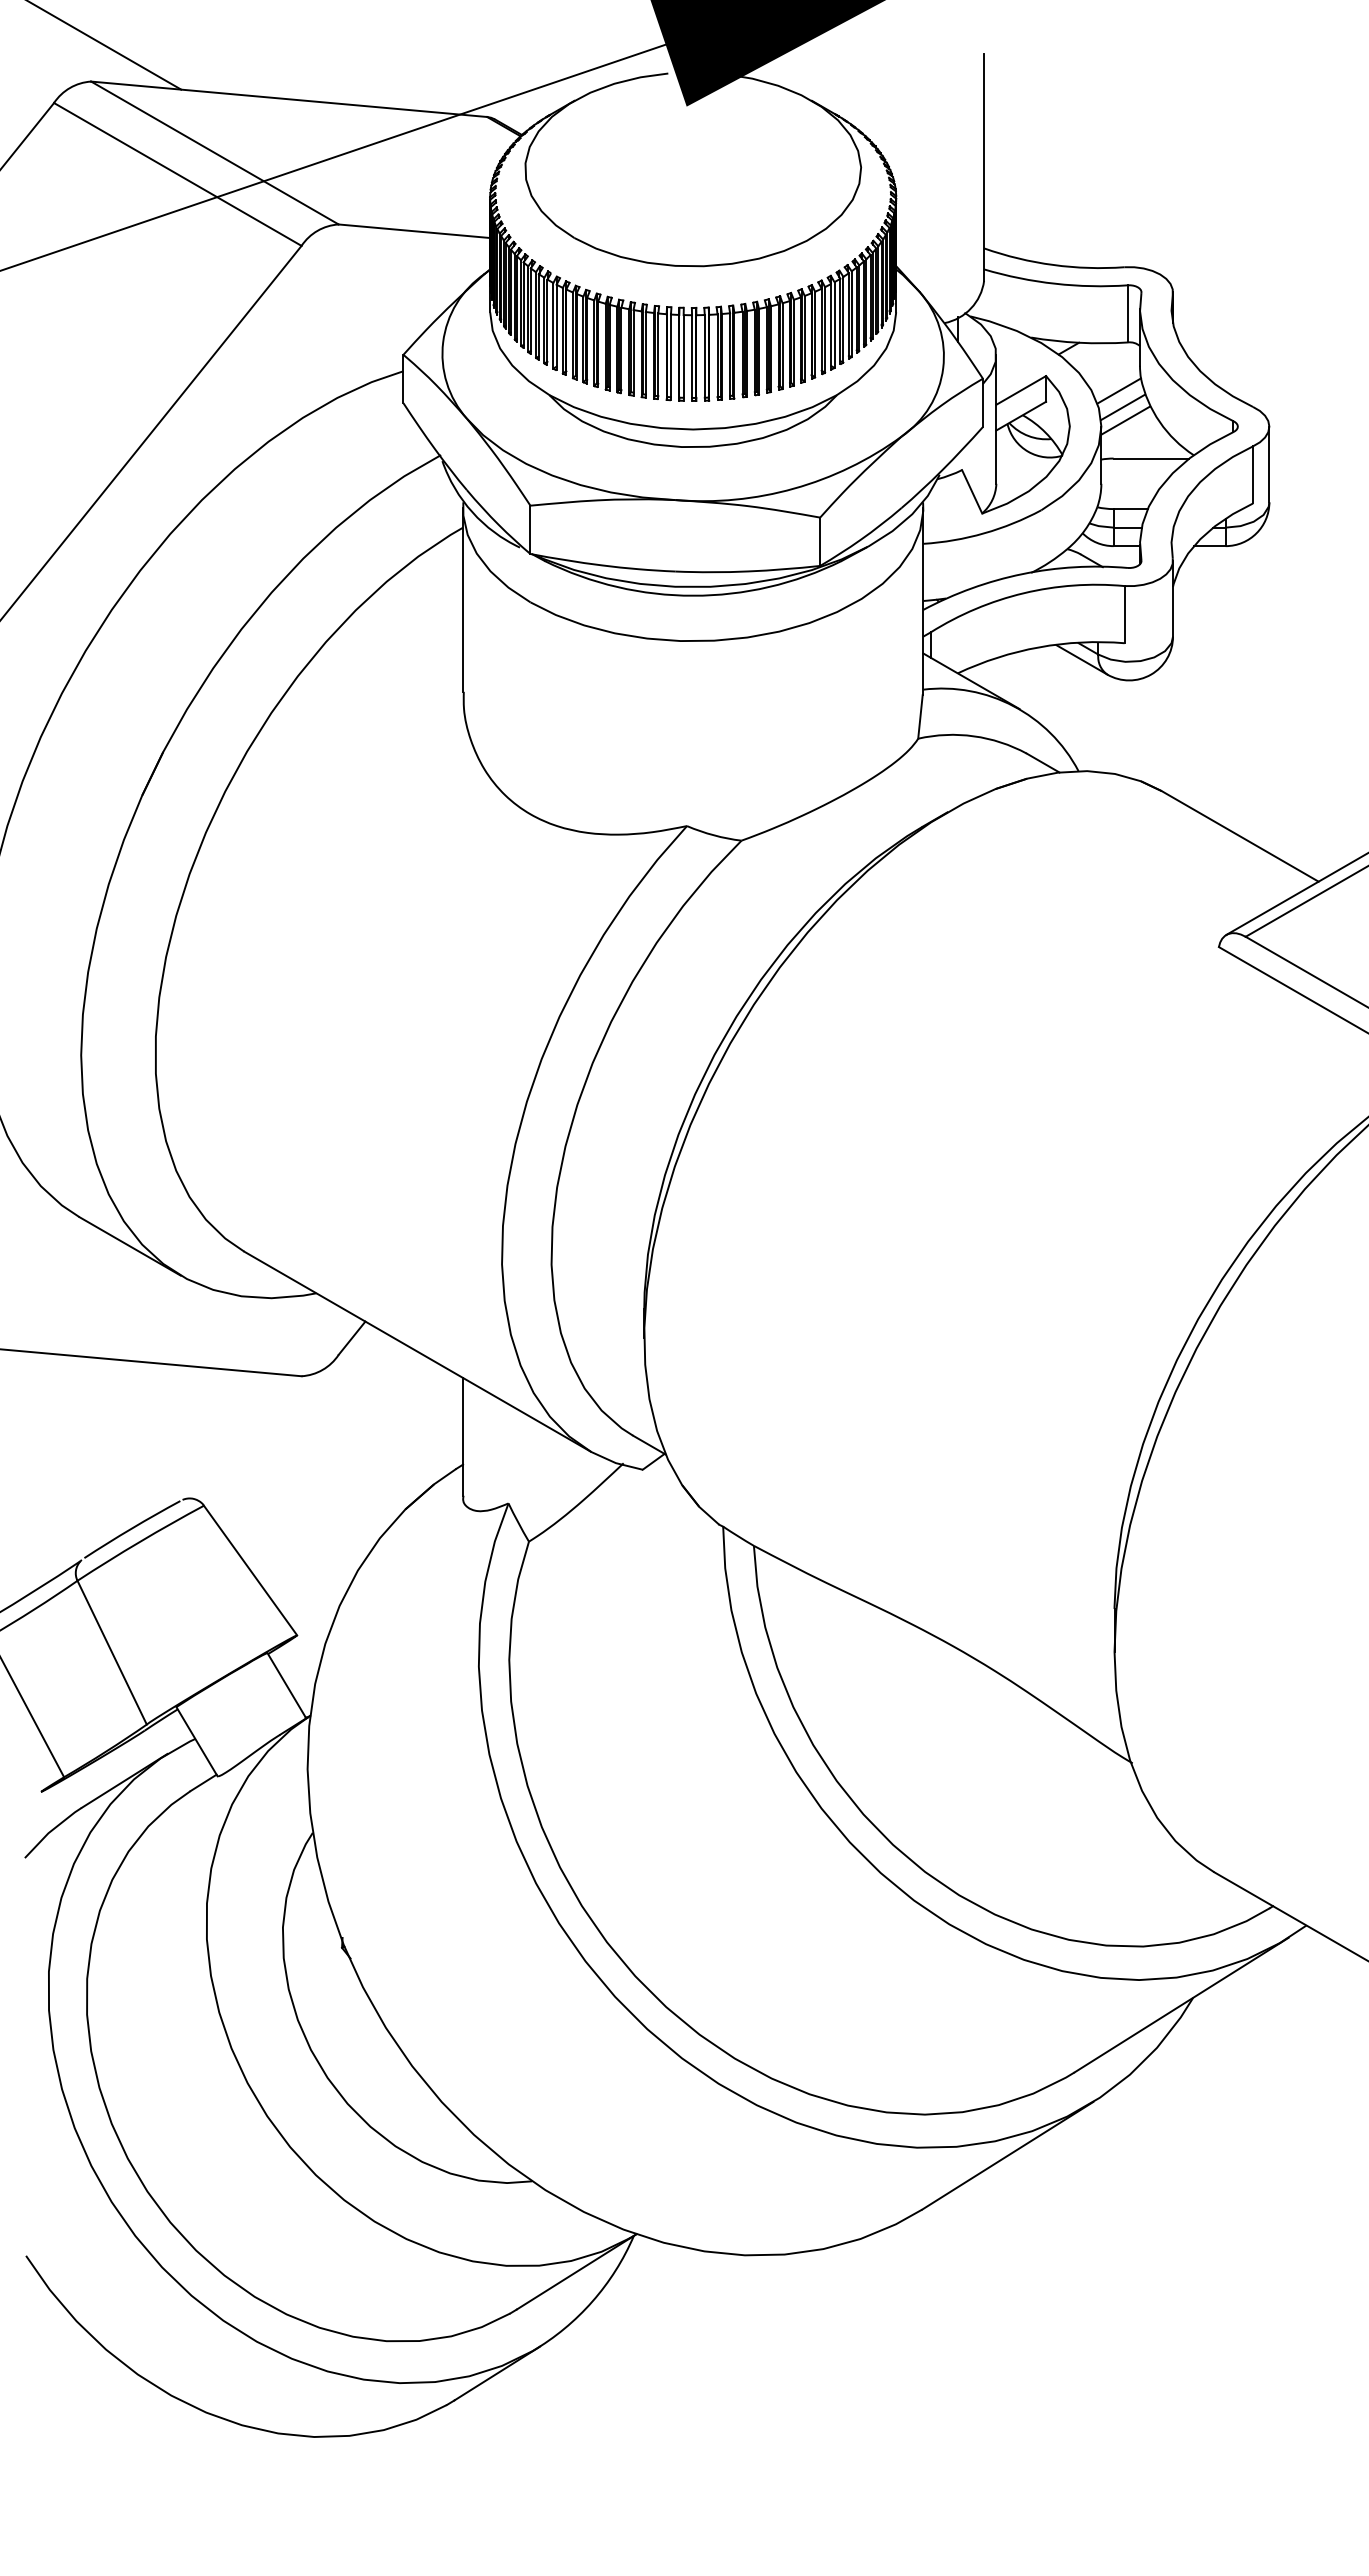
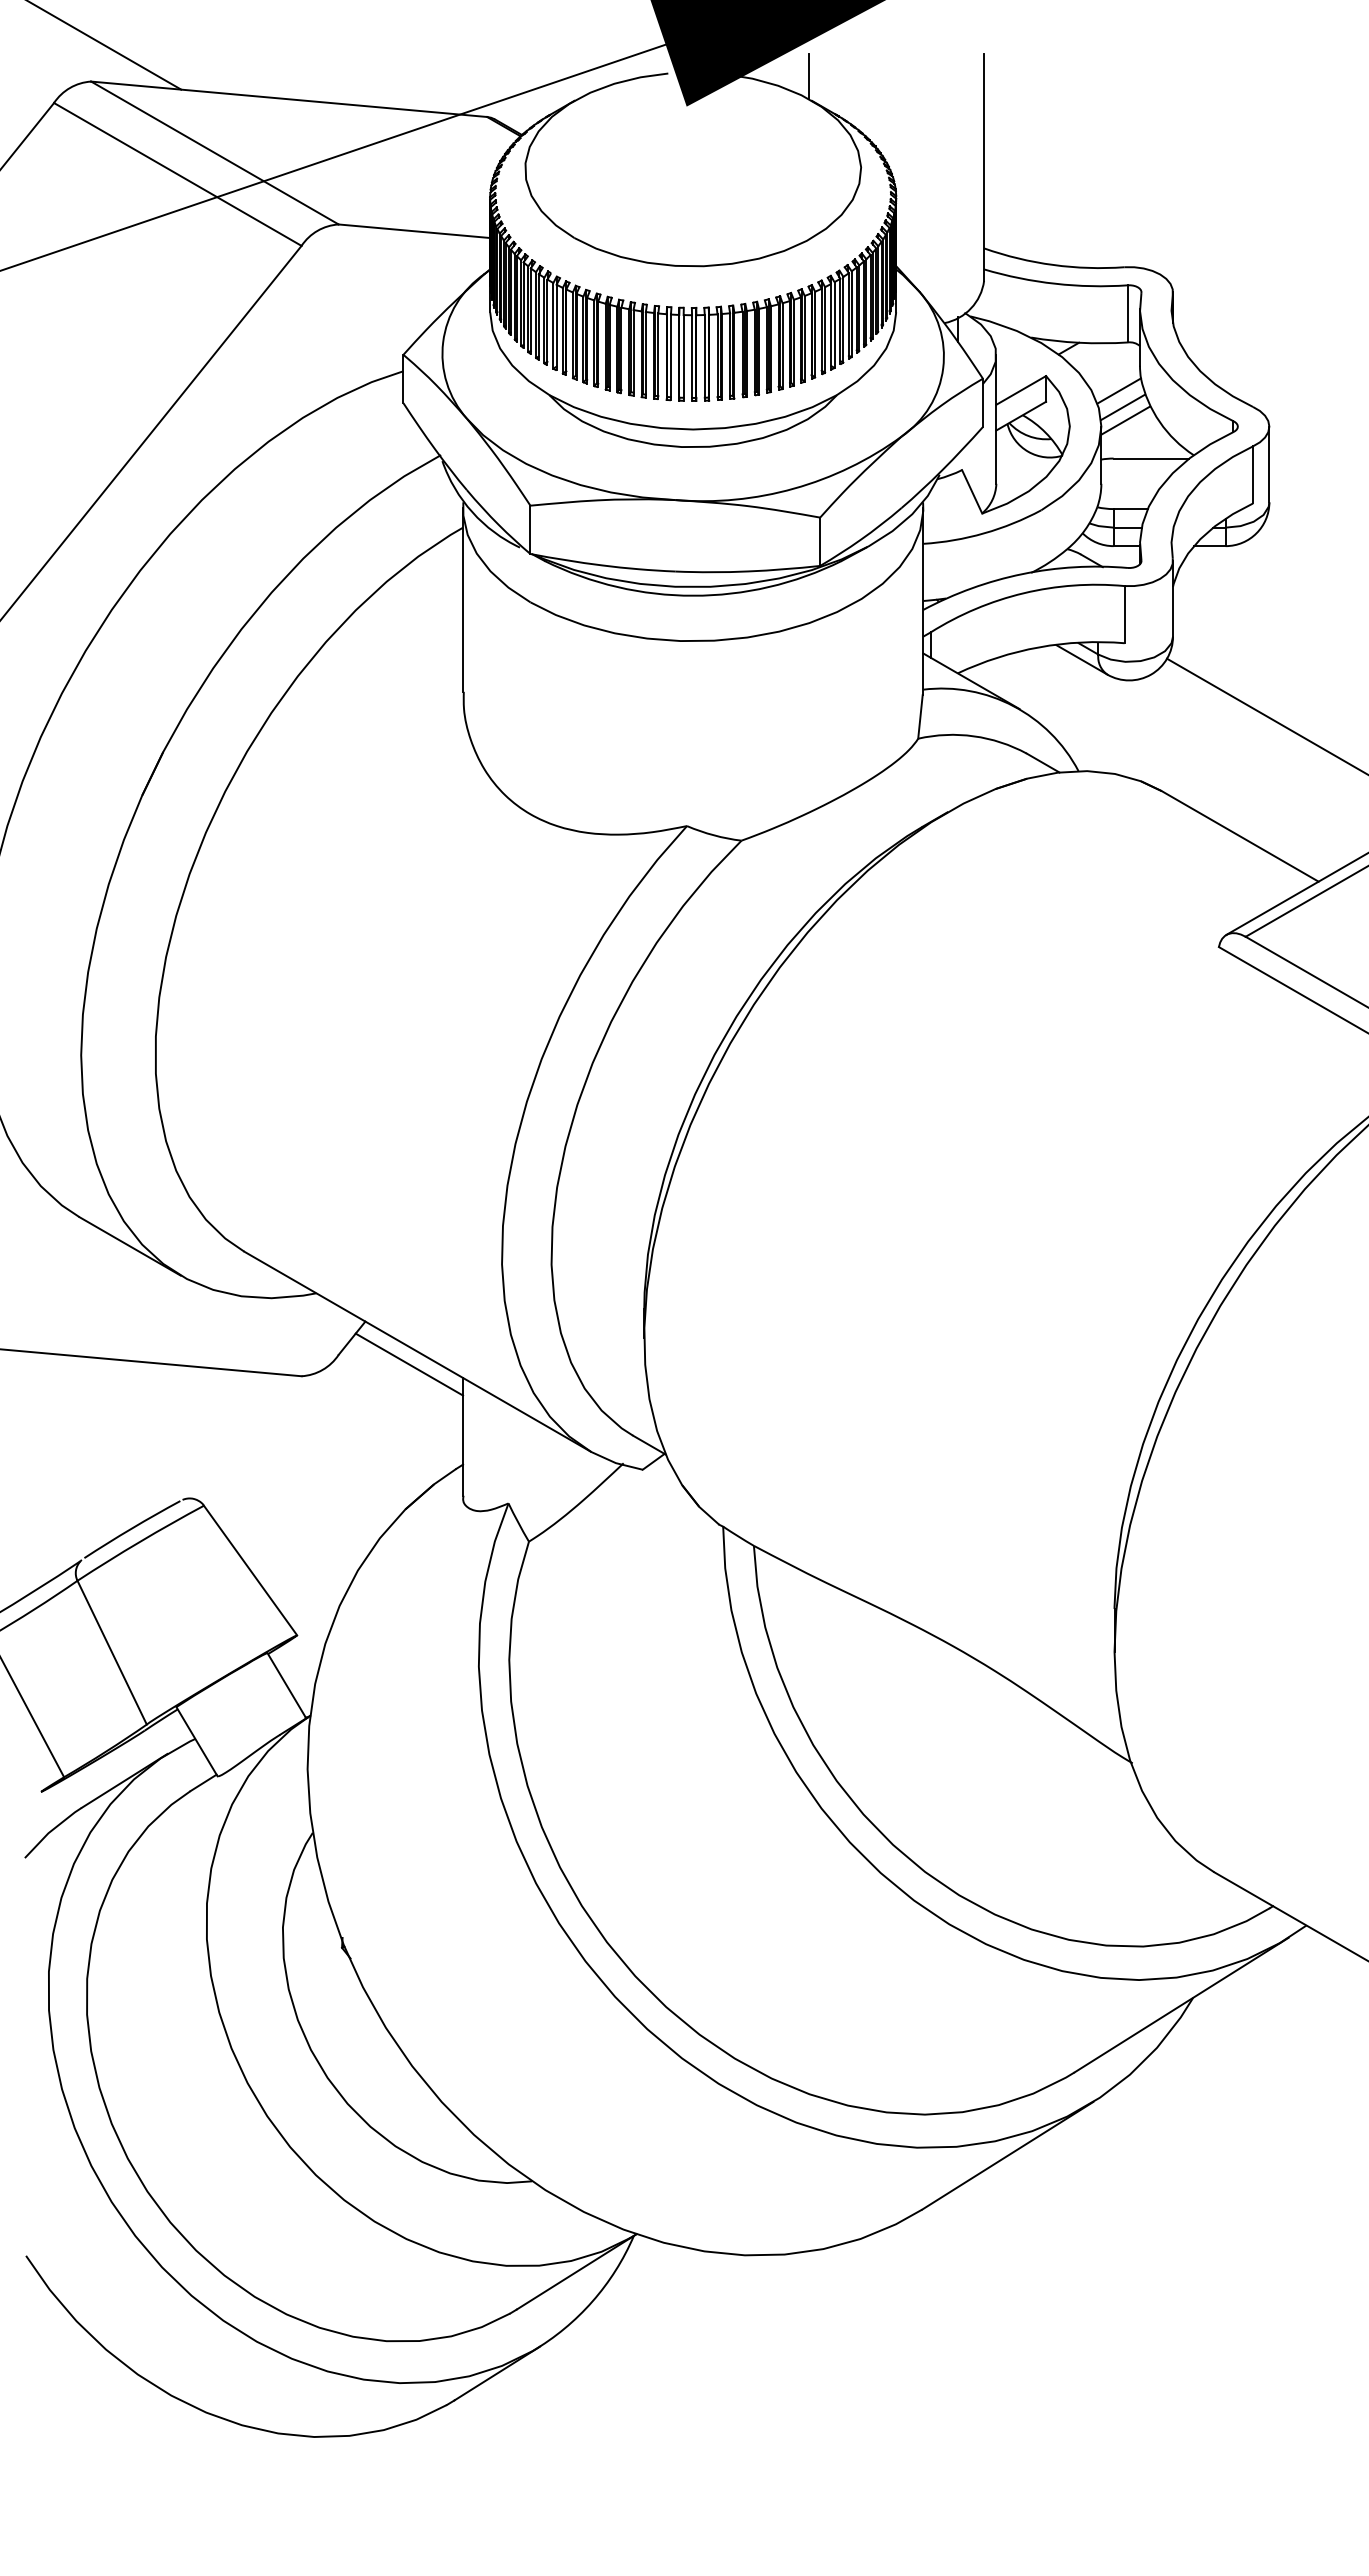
line: none -> present (809, 76)
line: none -> present (1266, 715)
line: none -> present (409, 1364)
